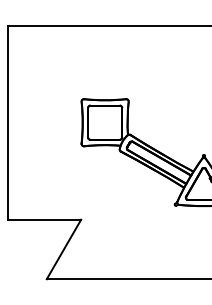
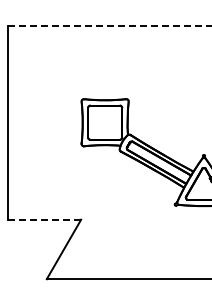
line: solid -> dashed (109, 25)
line: solid -> dashed (45, 219)
